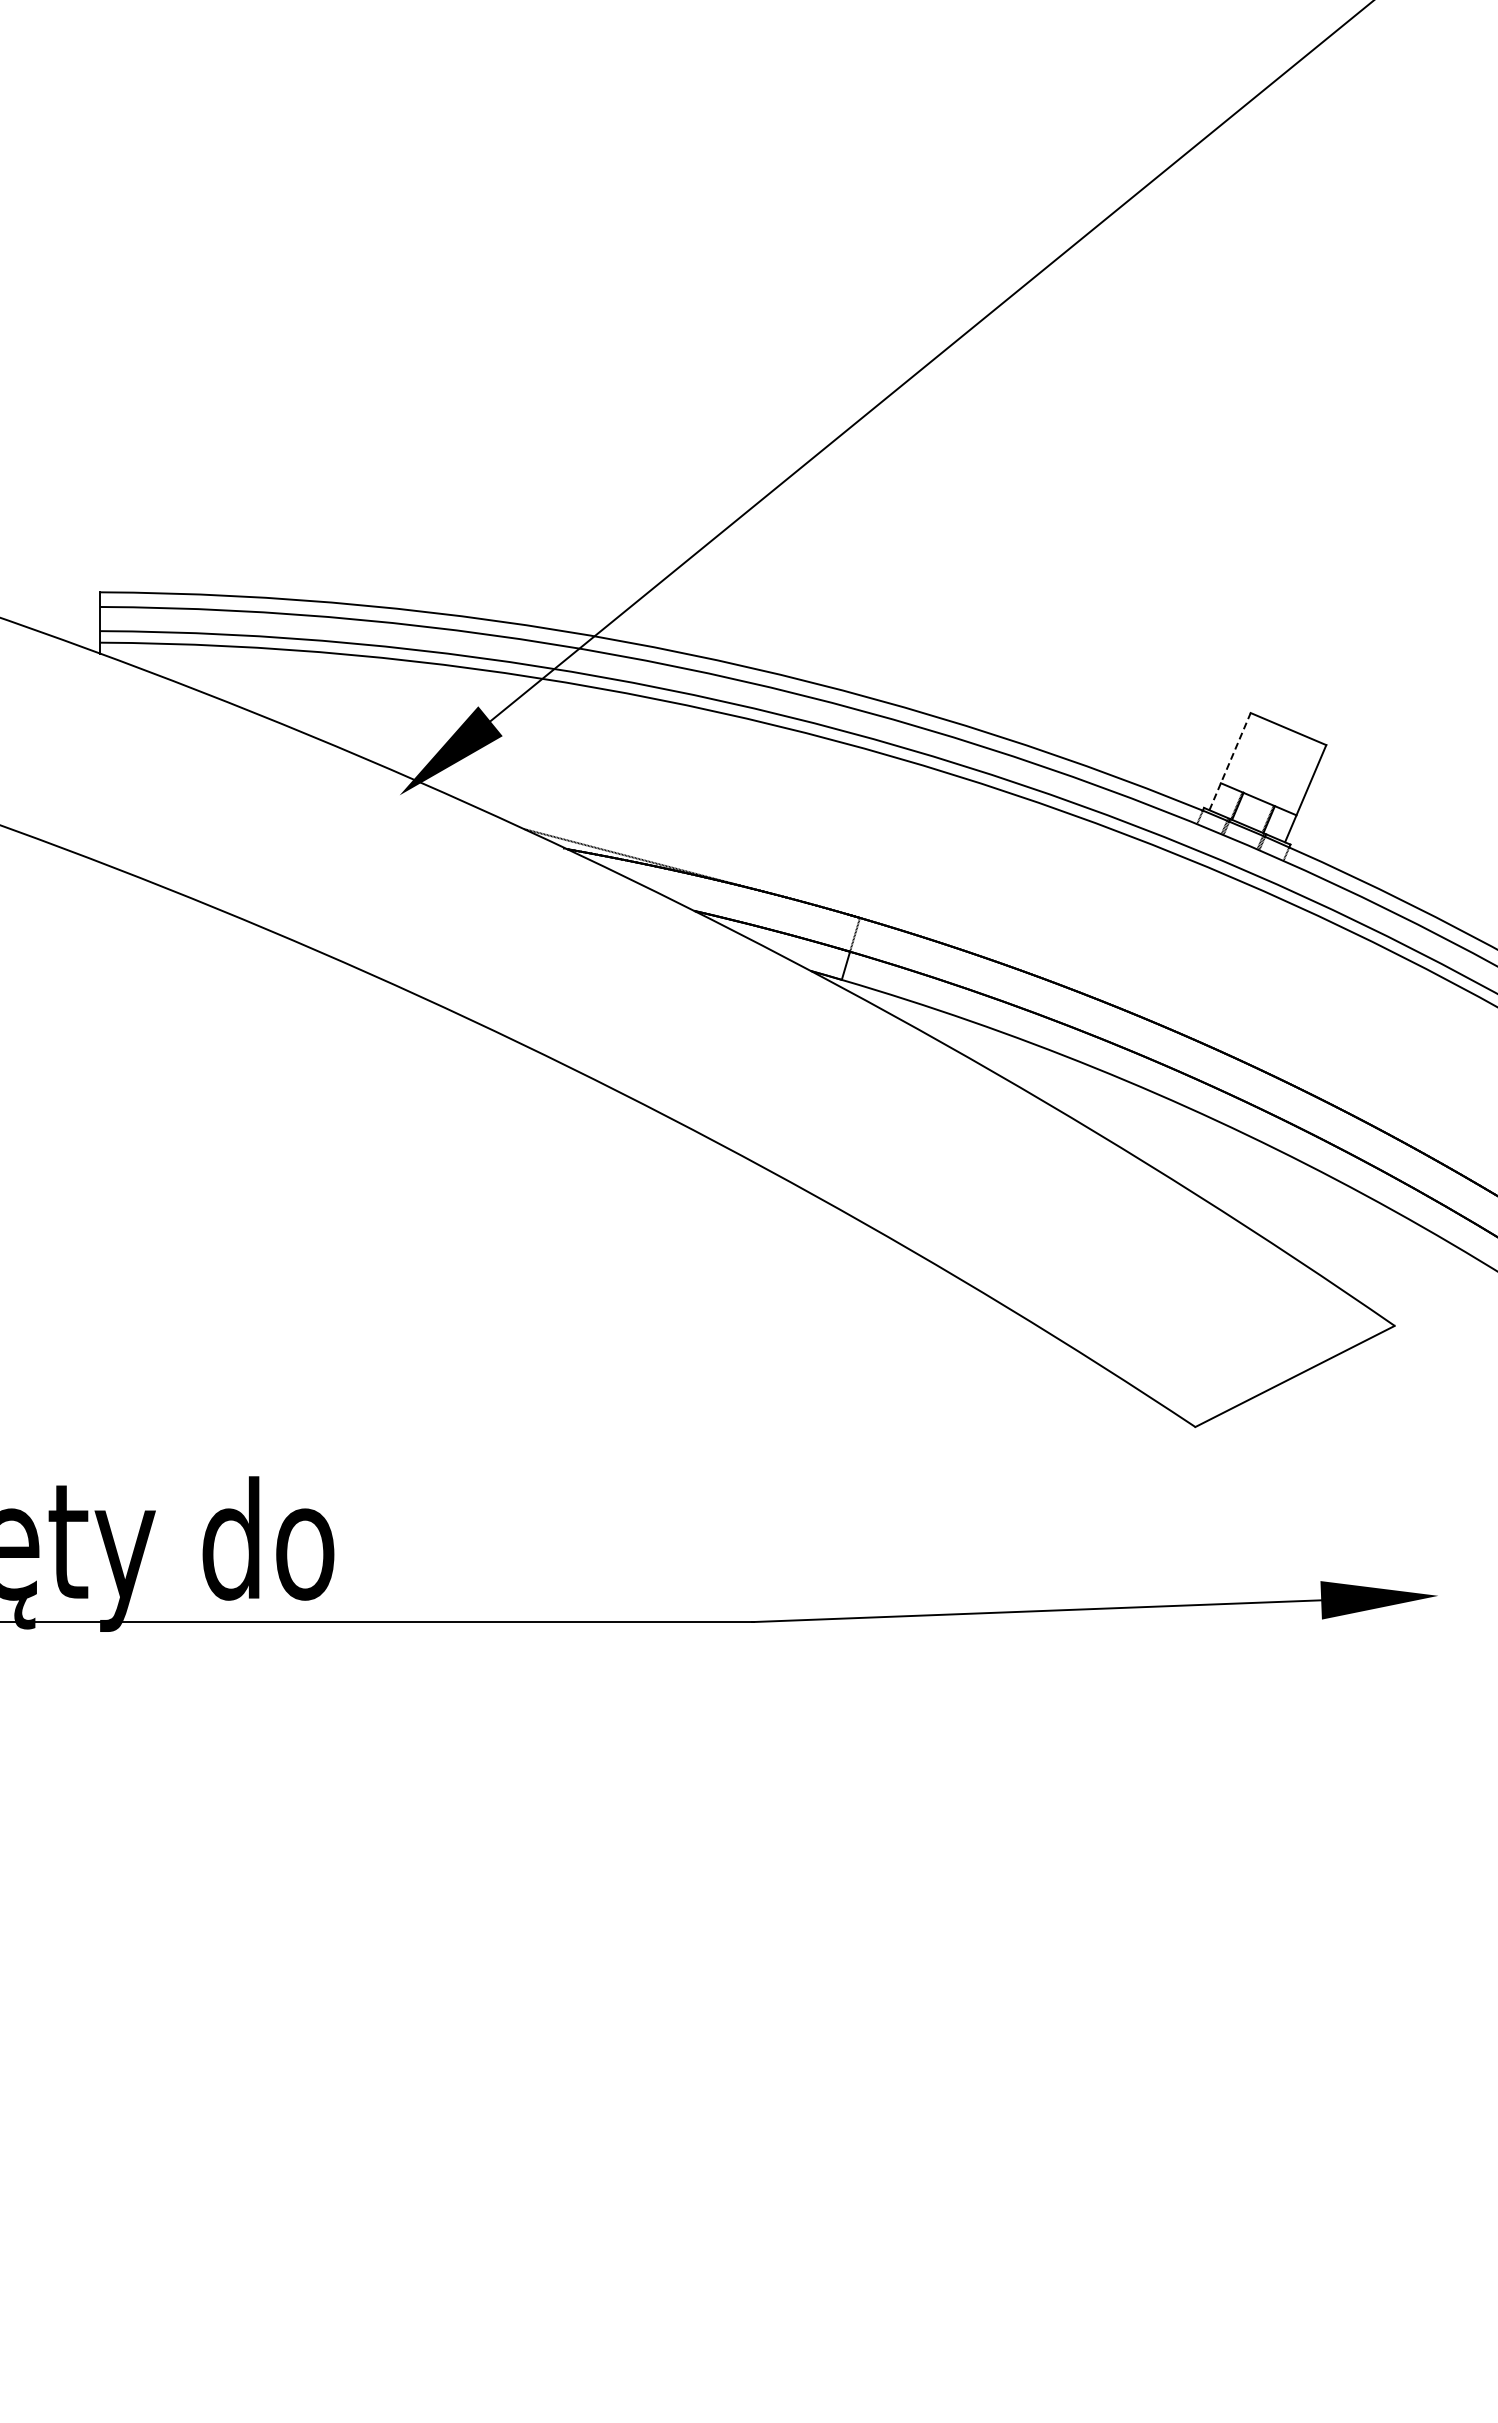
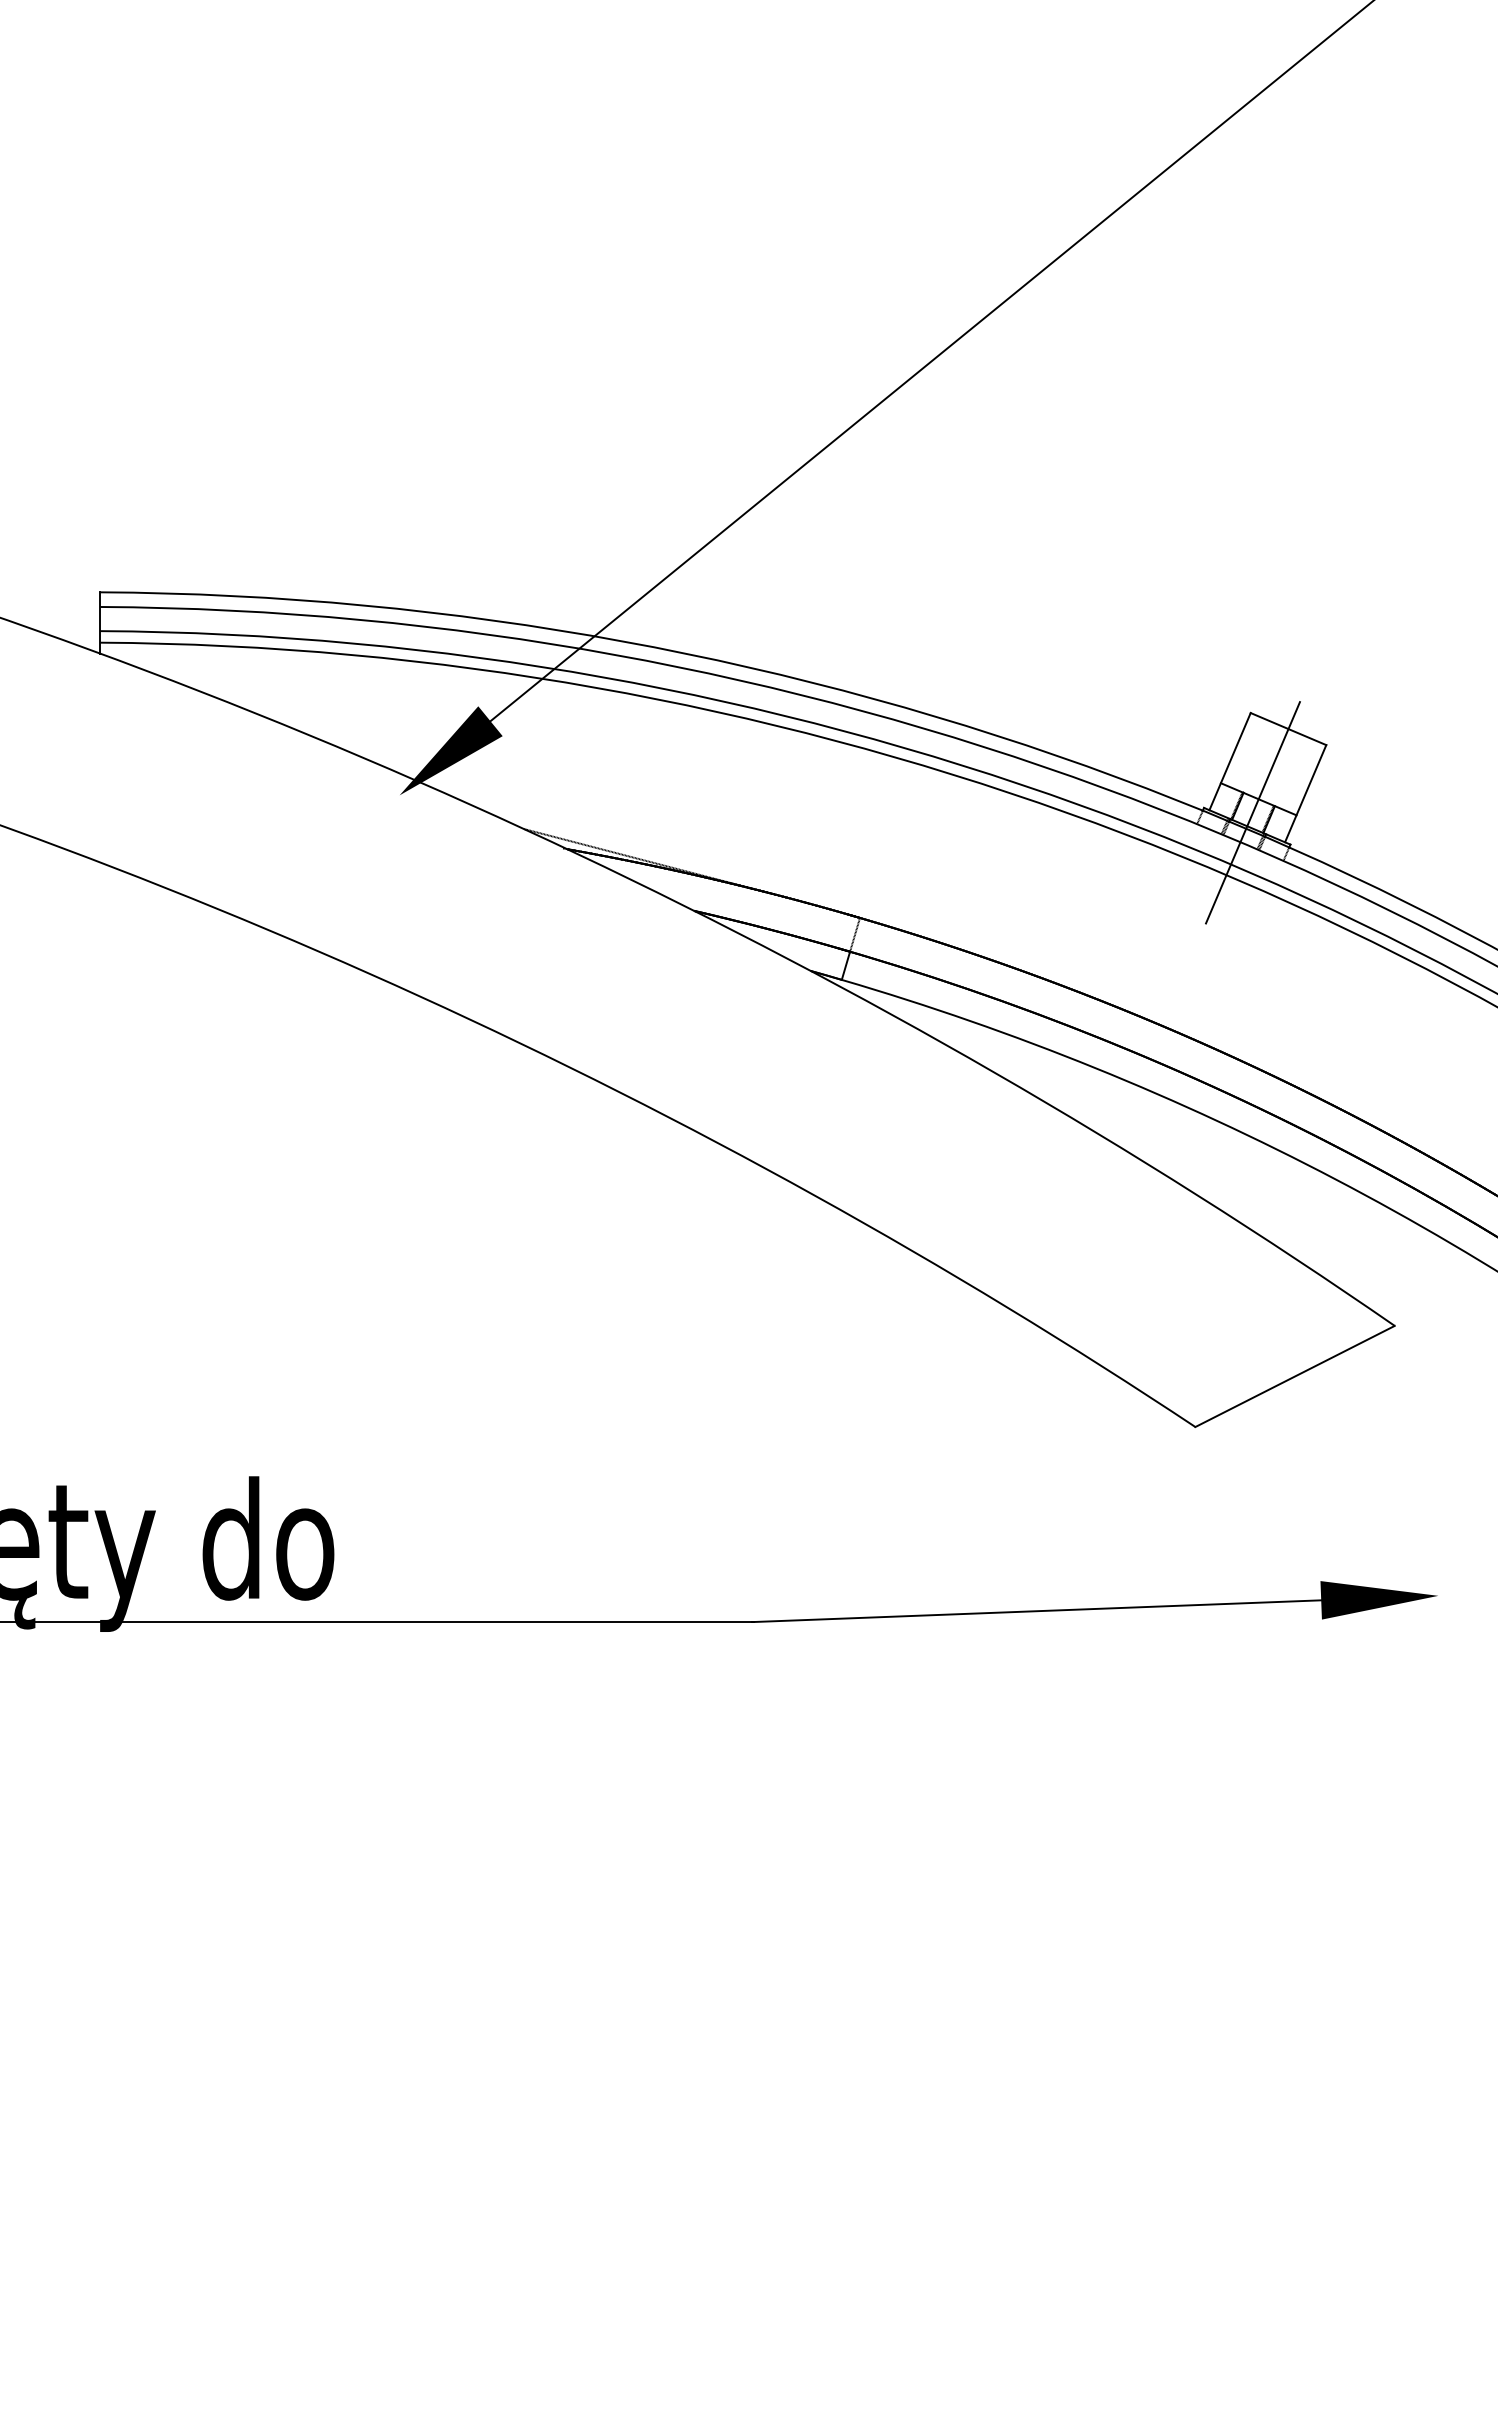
line: dashed -> solid (1230, 761)
line: none -> present (1252, 812)
